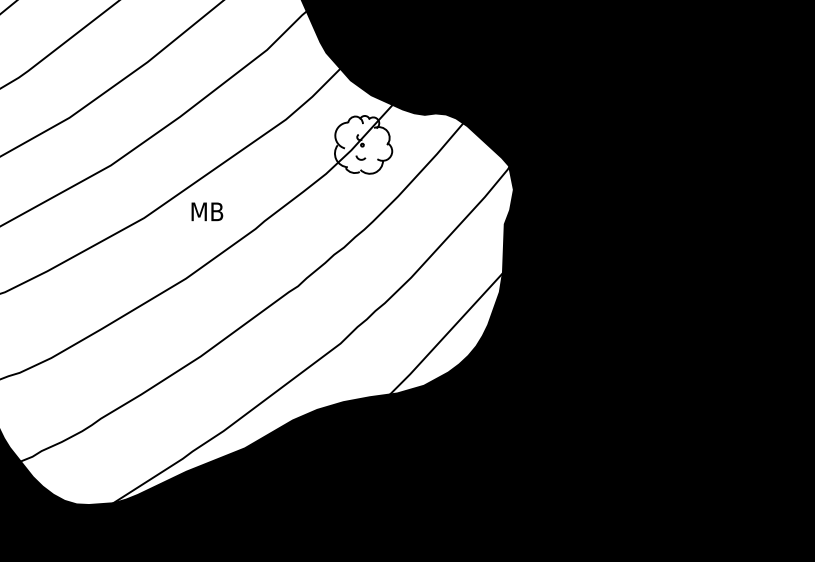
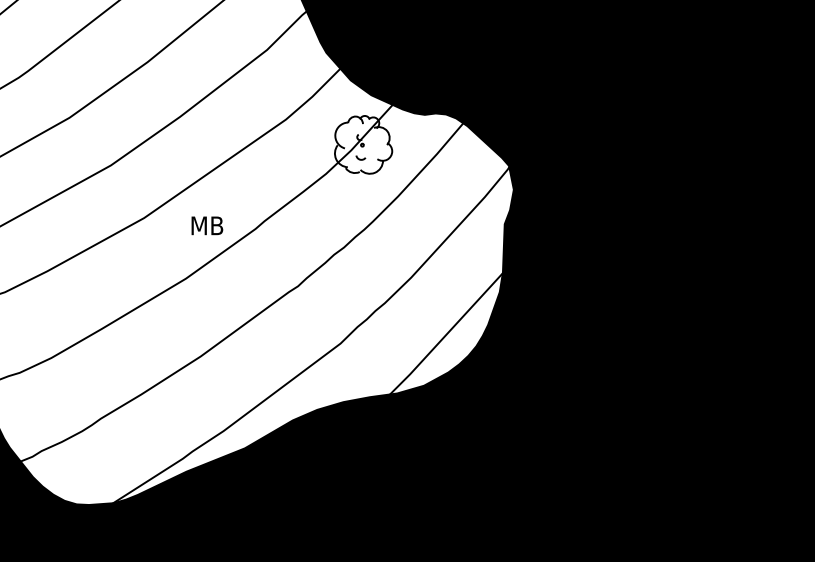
text position: (207, 211) -> (207, 225) (207, 225)
